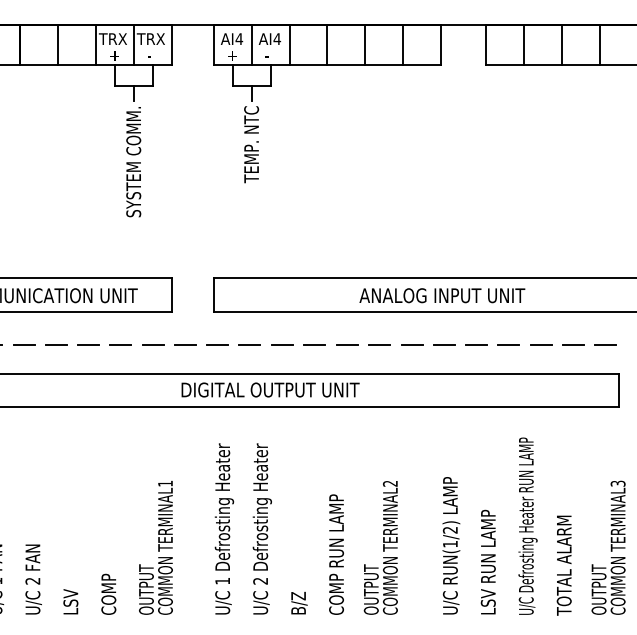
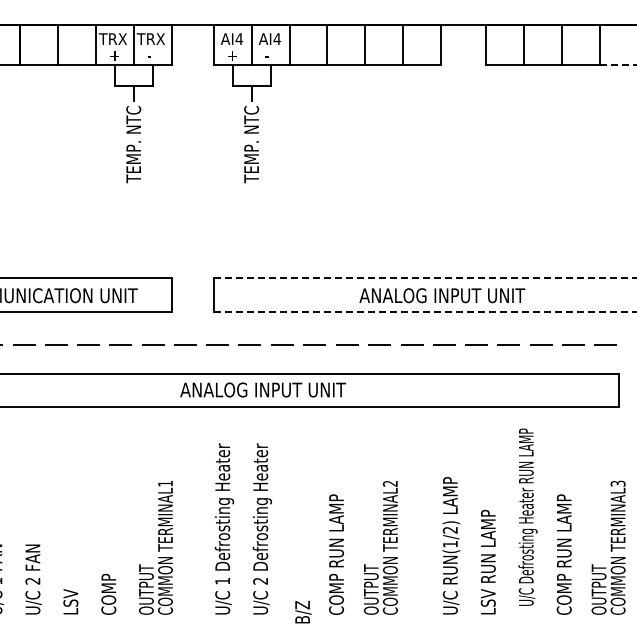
line: solid -> dashed (618, 65)
text: SYSTEM COMM. -> TEMP. NTC (133, 161)
line: solid -> dashed (425, 278)
line: solid -> dashed (425, 311)
text: DIGITAL OUTPUT UNIT -> ANALOG INPUT UNIT (269, 389)
text position: (527, 525) -> (527, 516) (527, 516)
text: TOTAL ALARM -> COMP RUN LAMP (563, 554)
text position: (299, 602) -> (303, 611) (303, 611)
